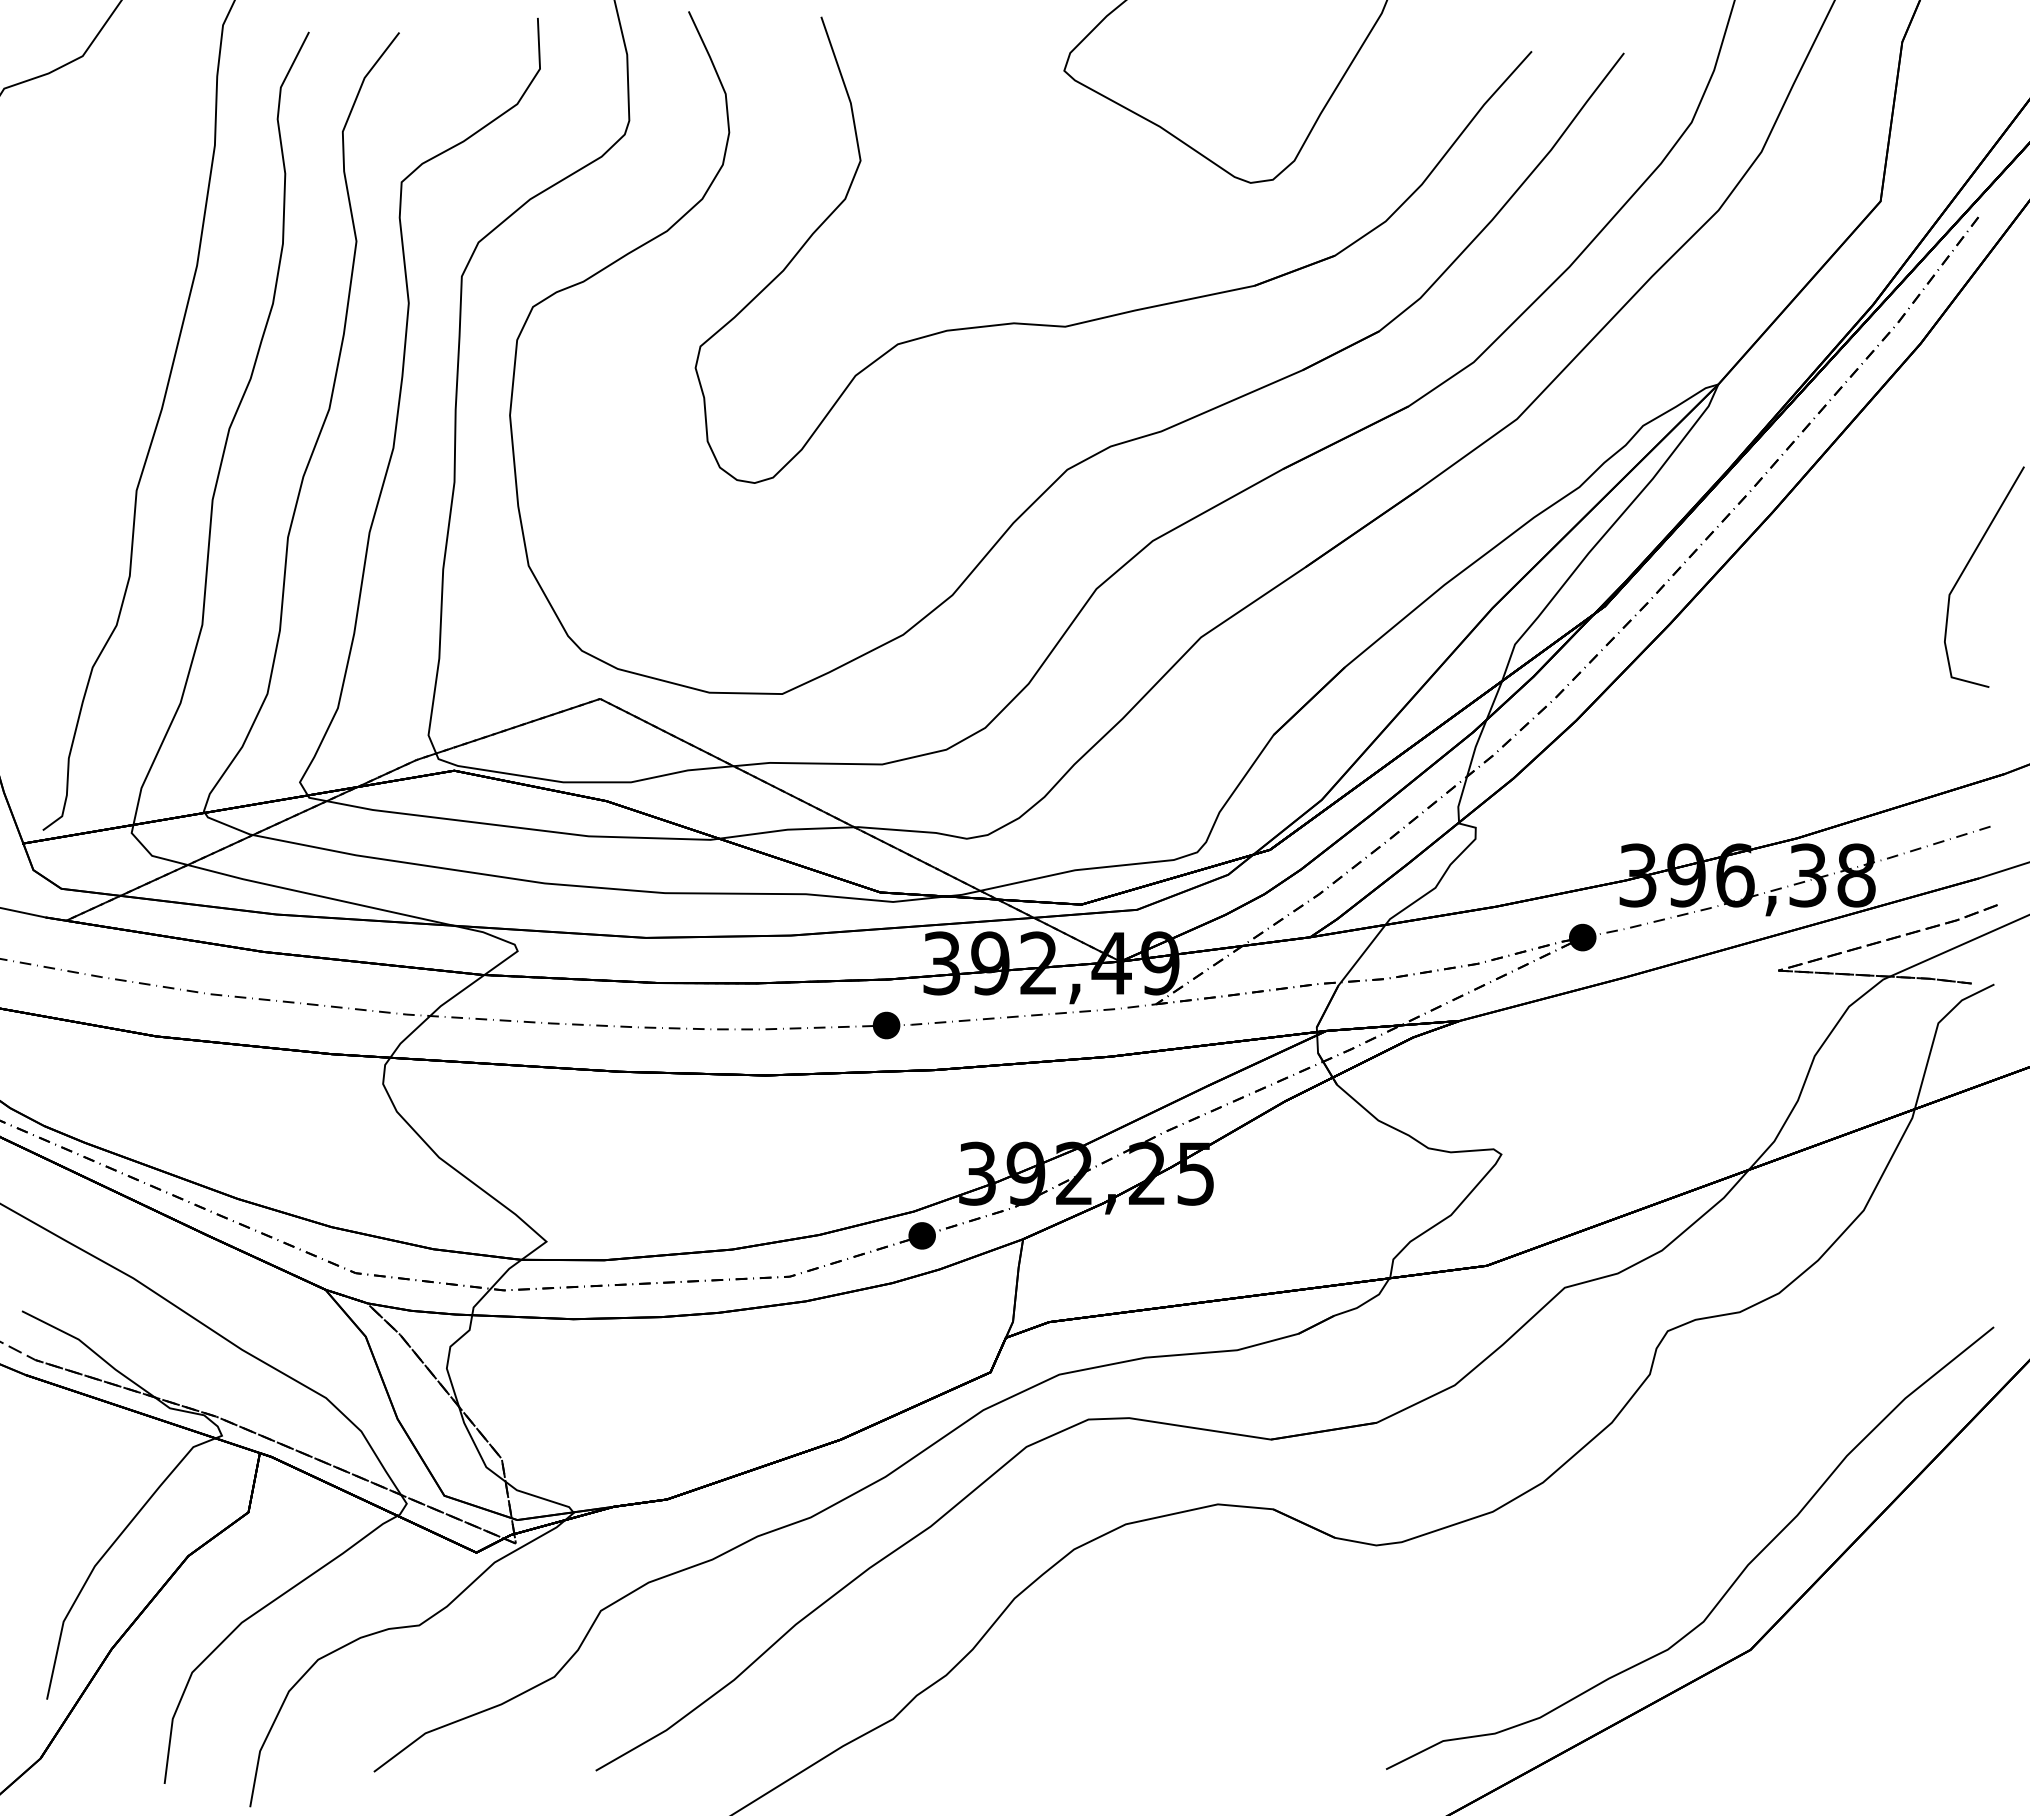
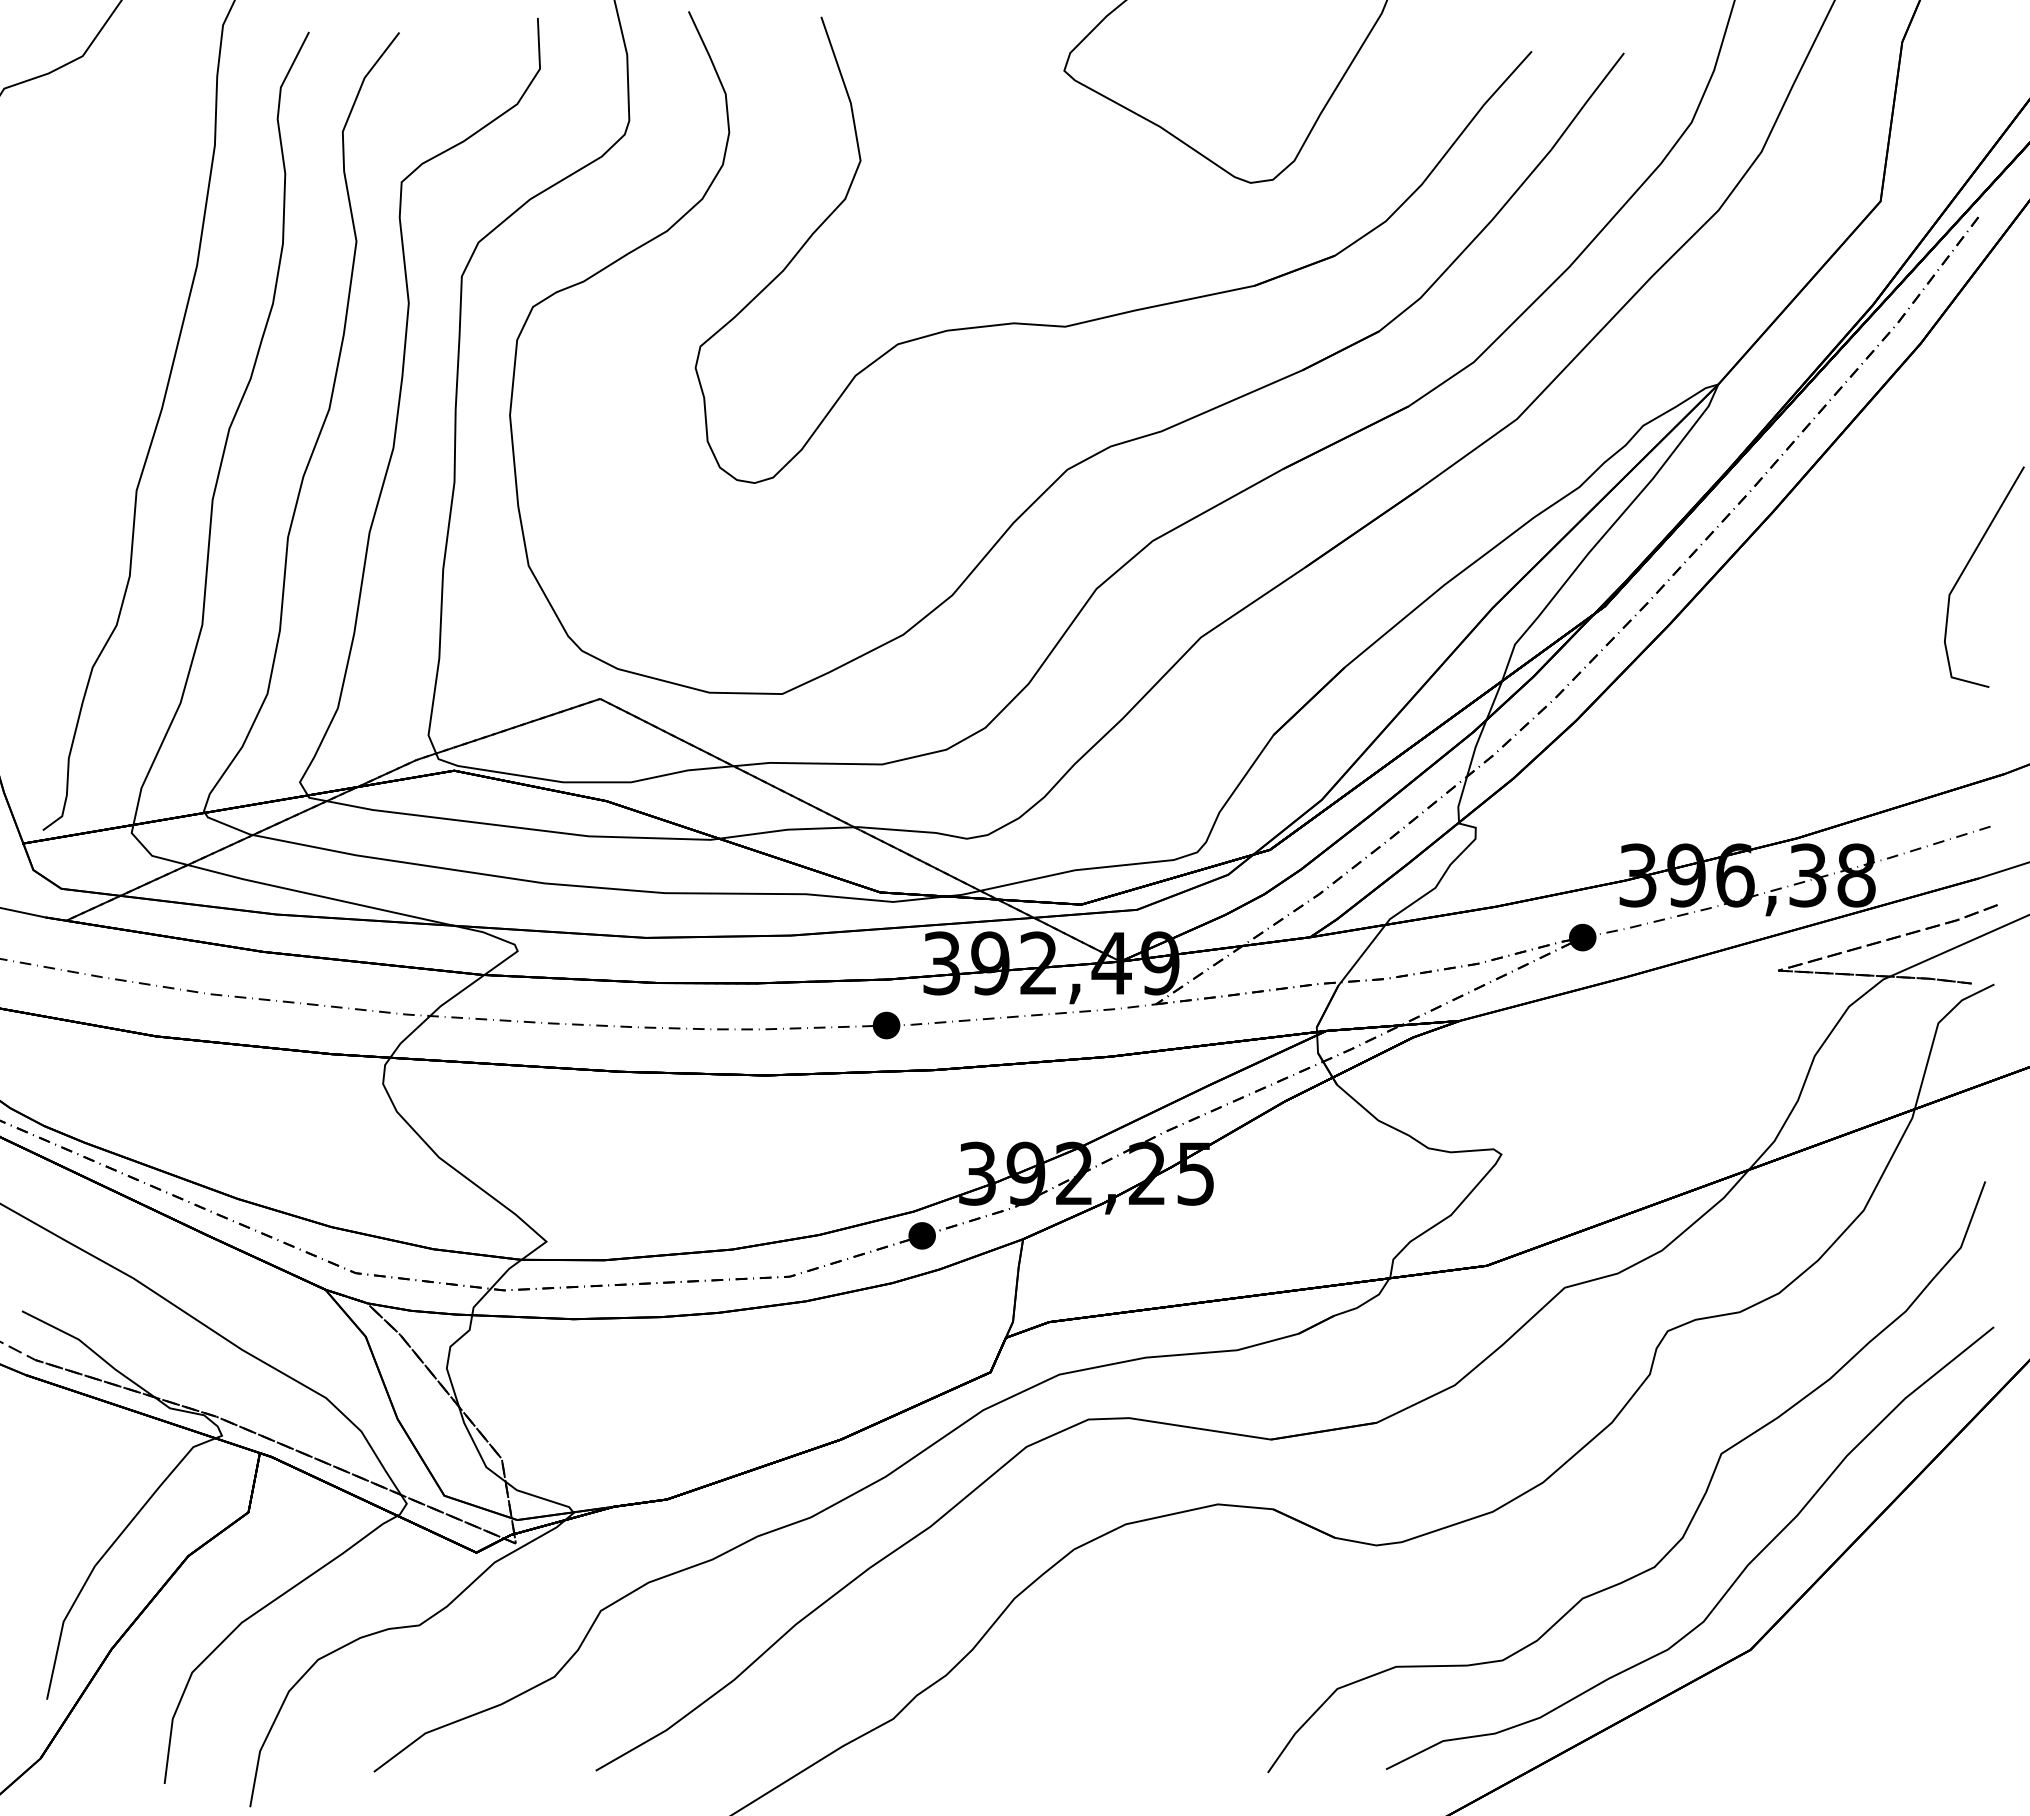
curve: none -> present (1694, 1512)
